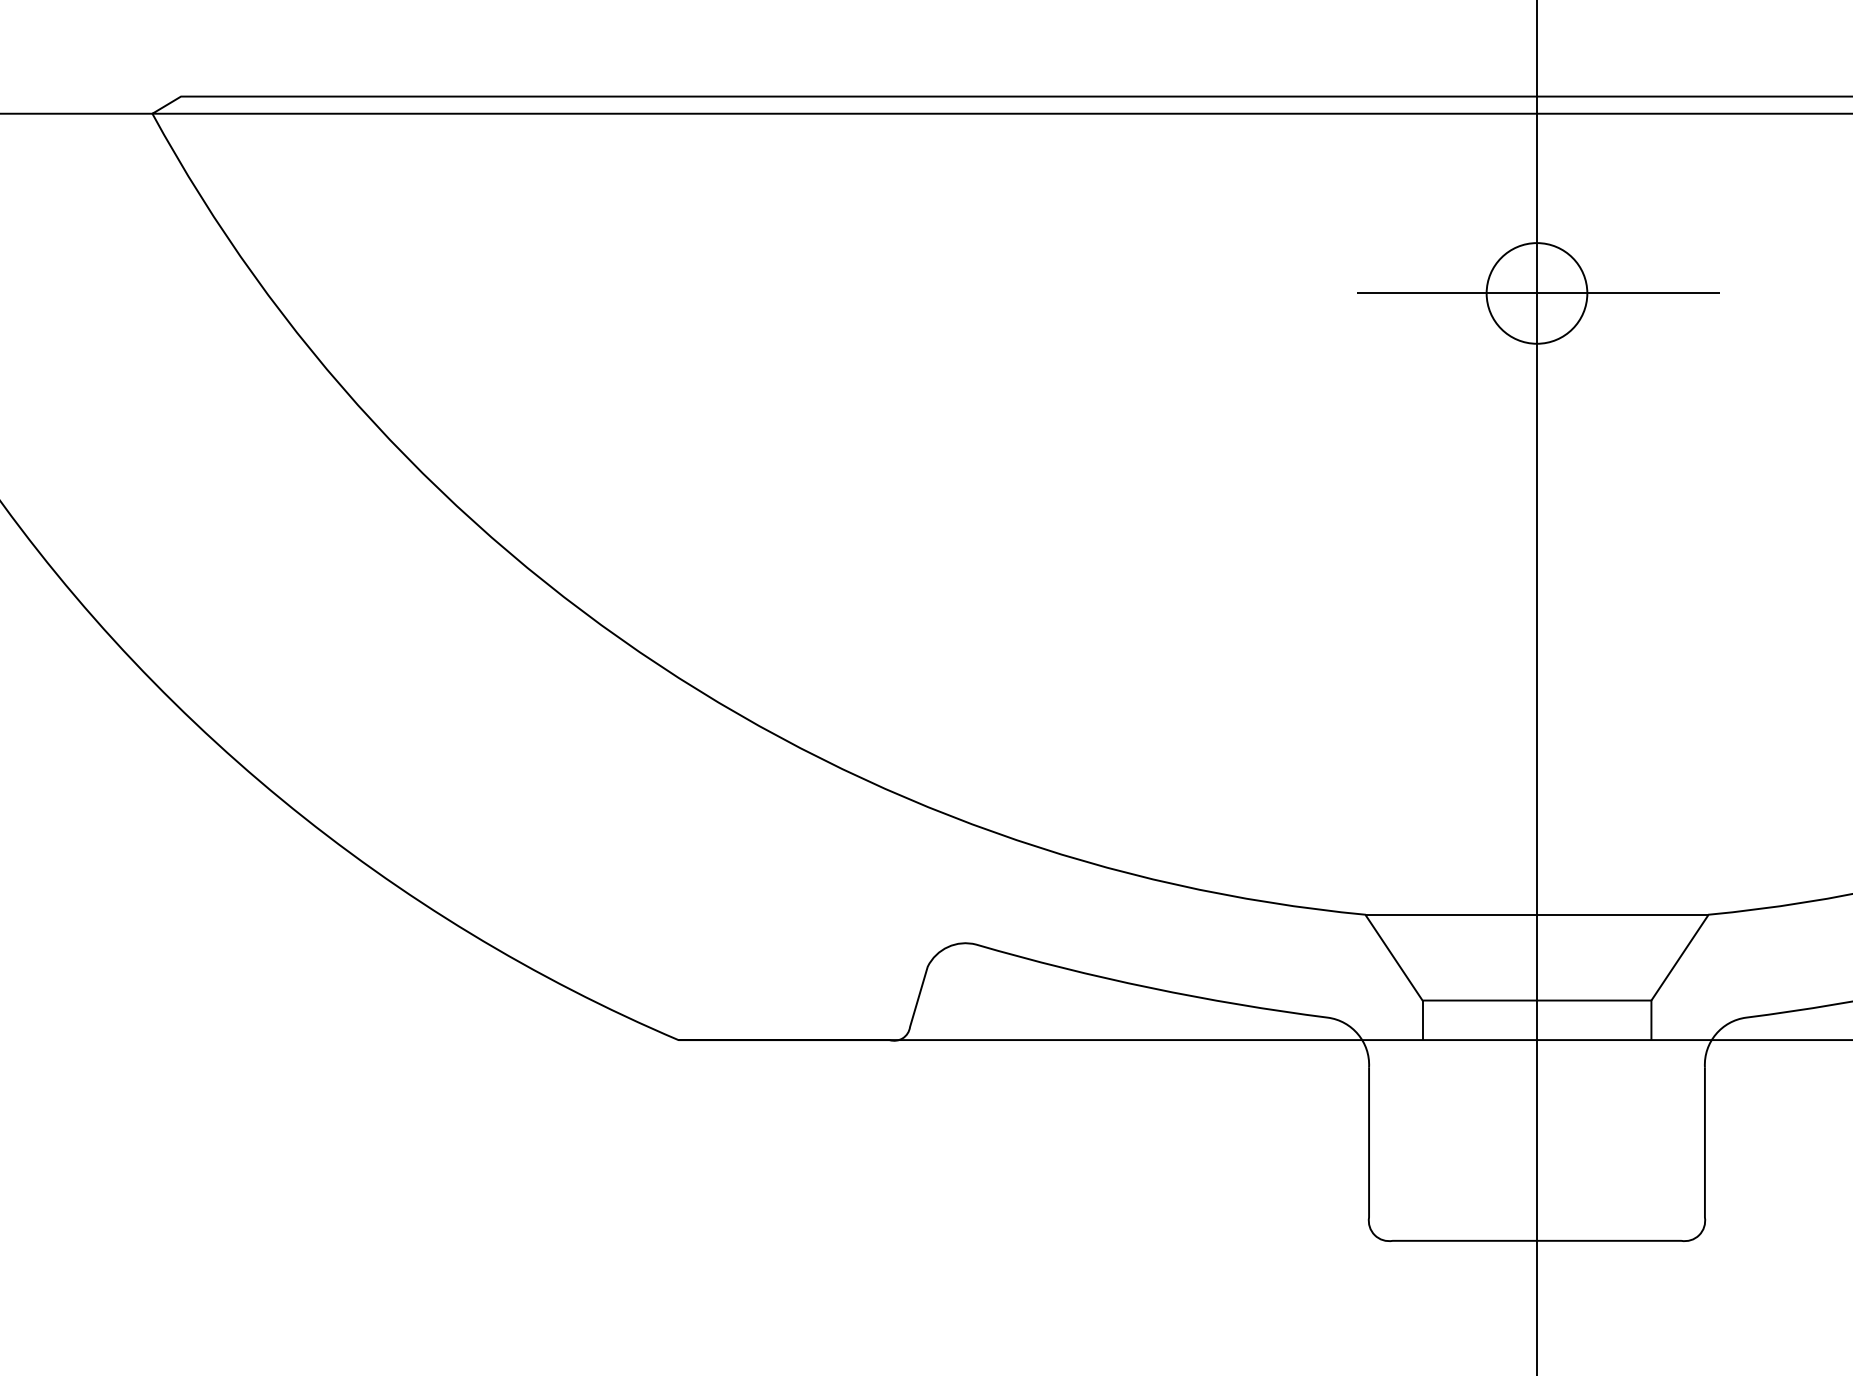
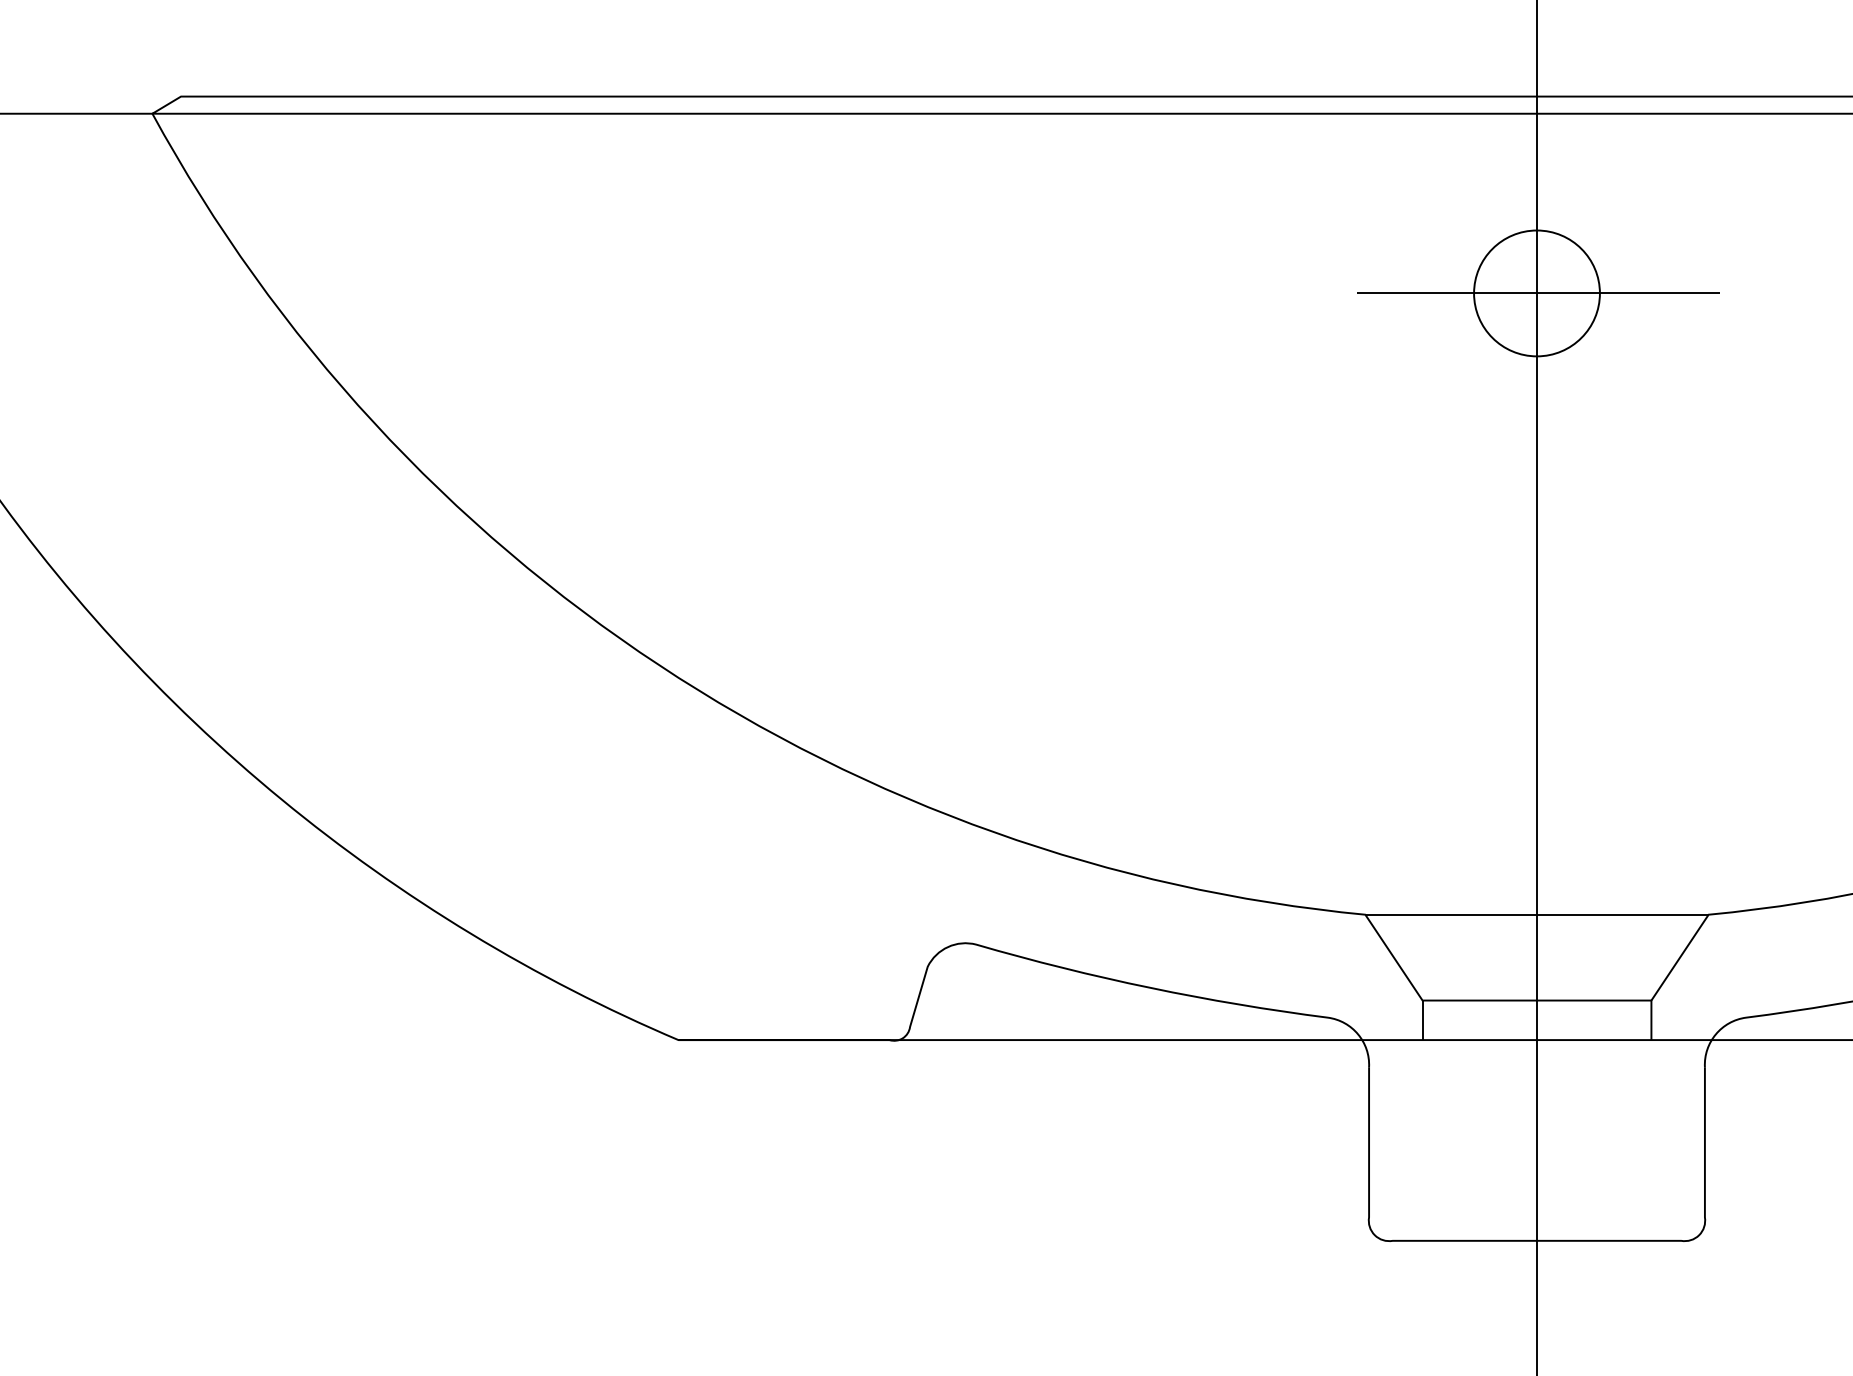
circle diameter: 101 px -> 126 px (1536, 293)
